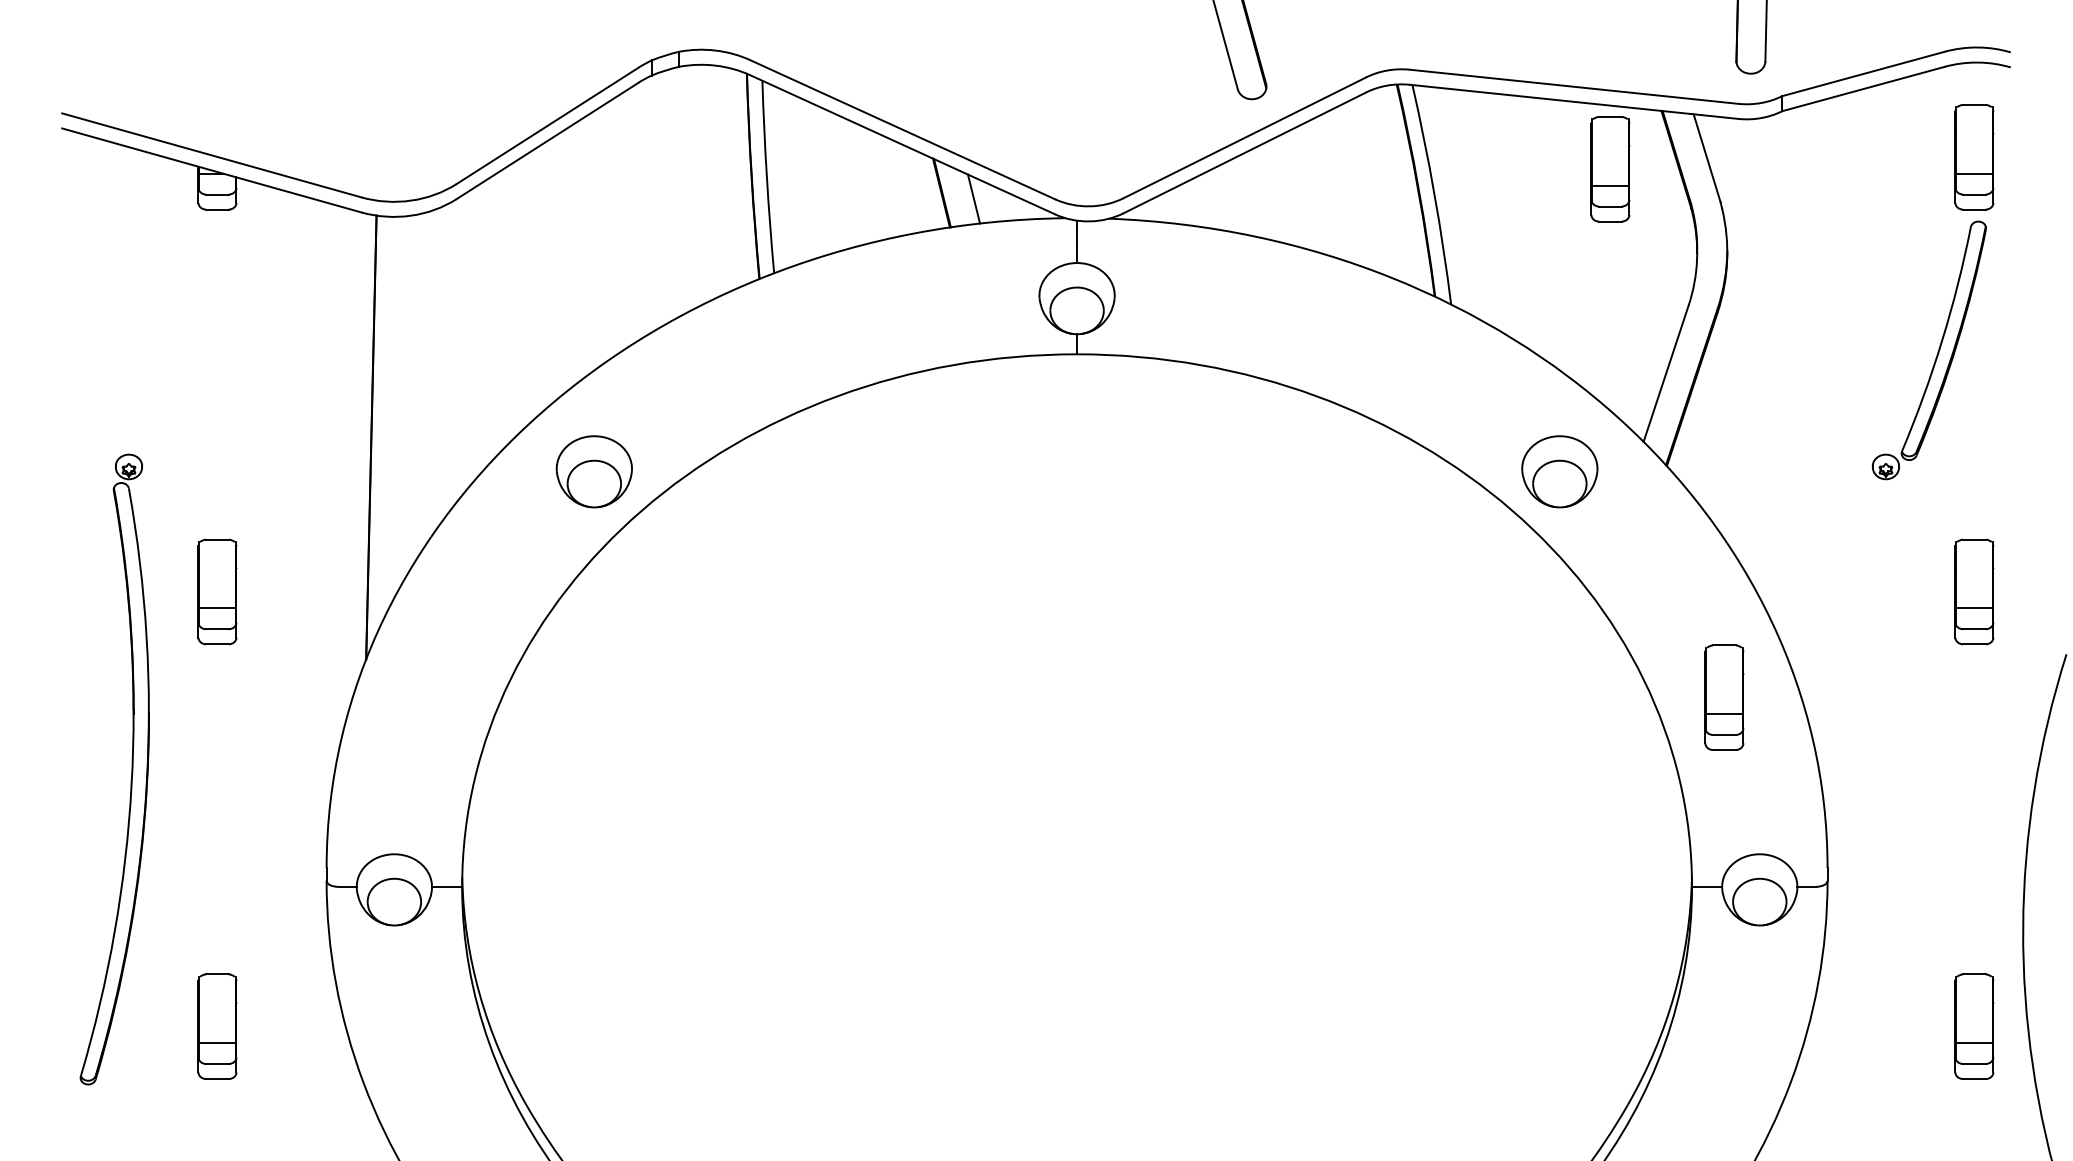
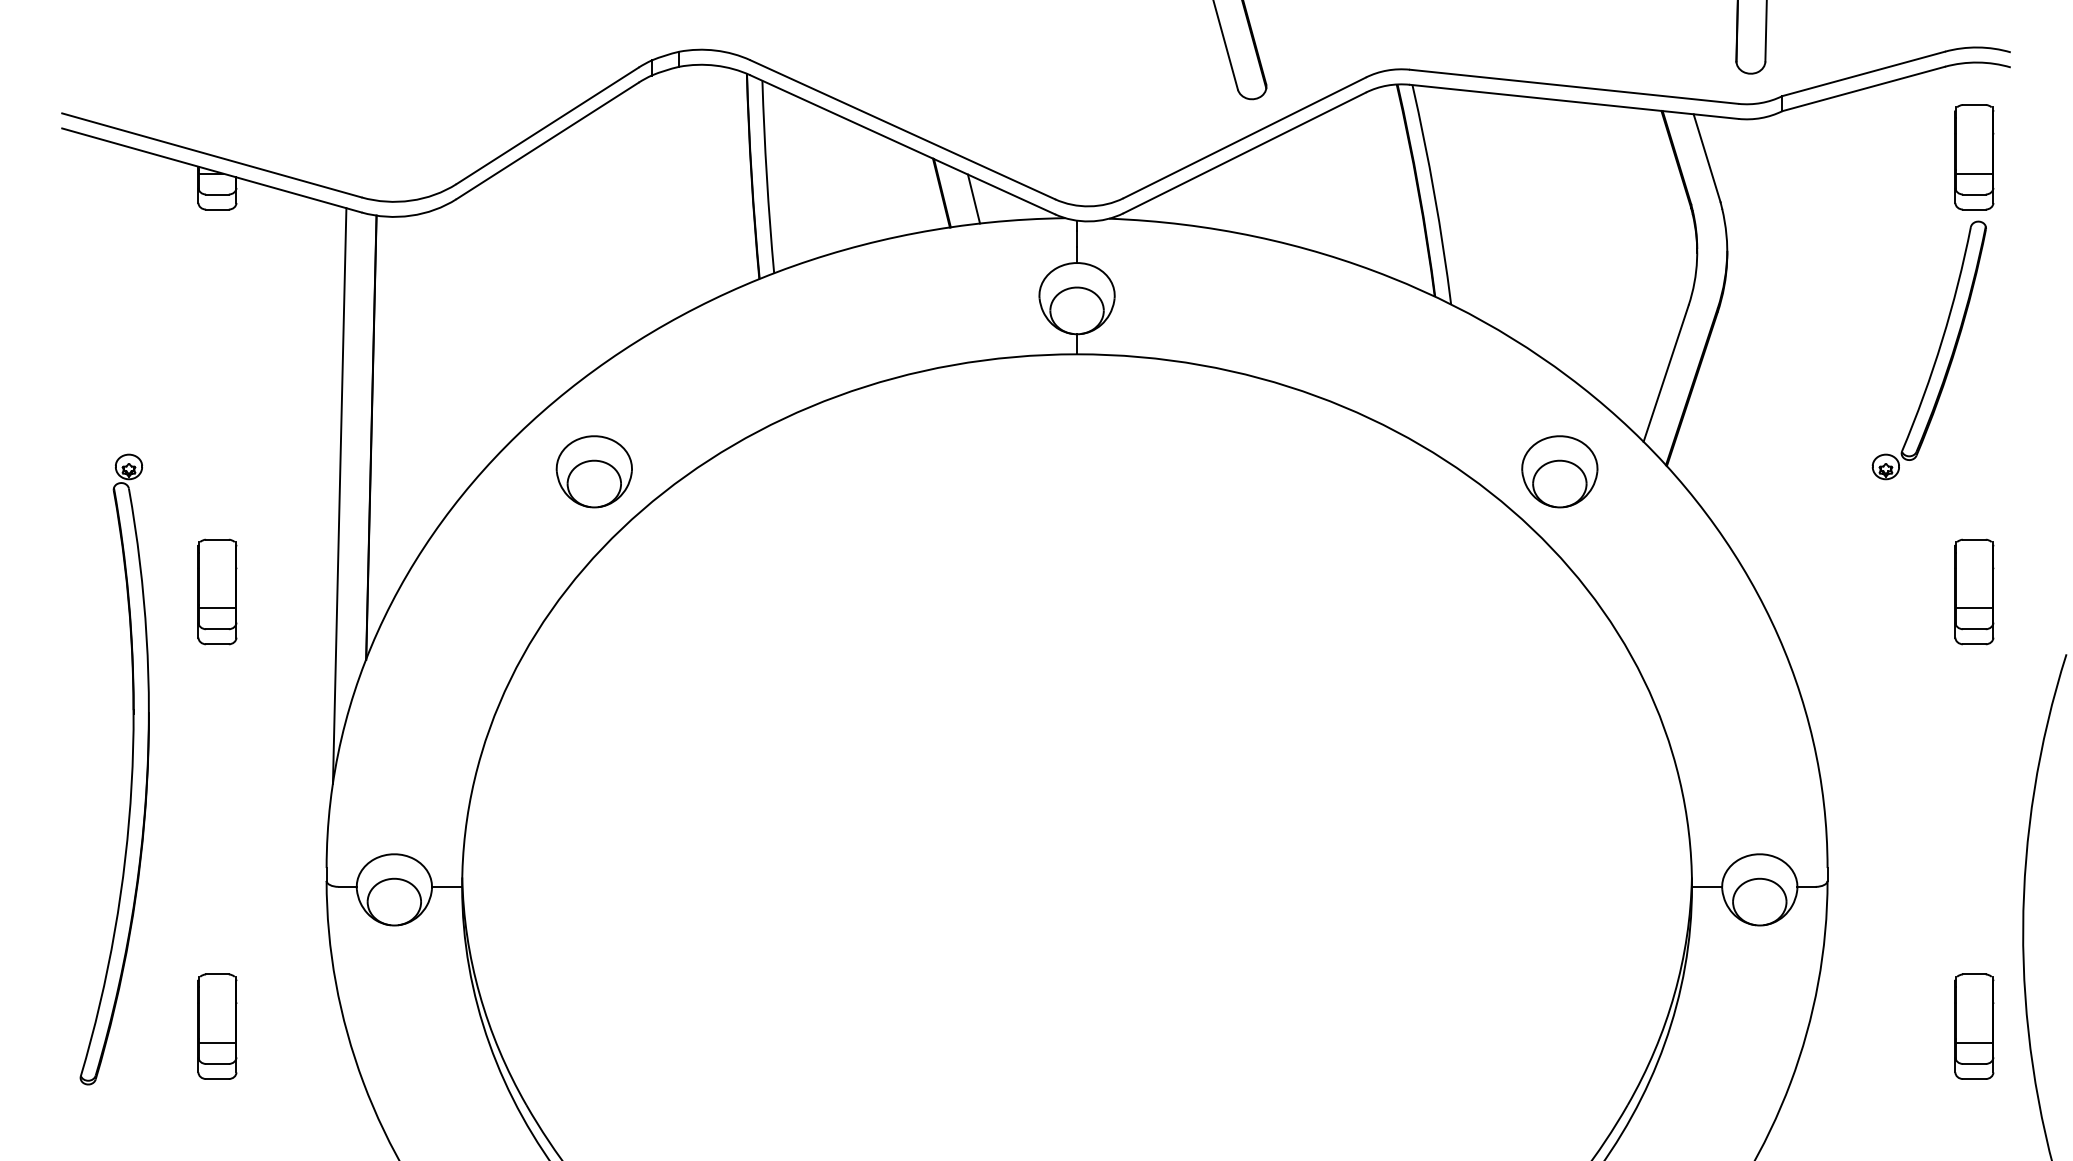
part: present -> none (1610, 169)
line: none -> present (339, 495)
part: present -> none (1724, 697)
